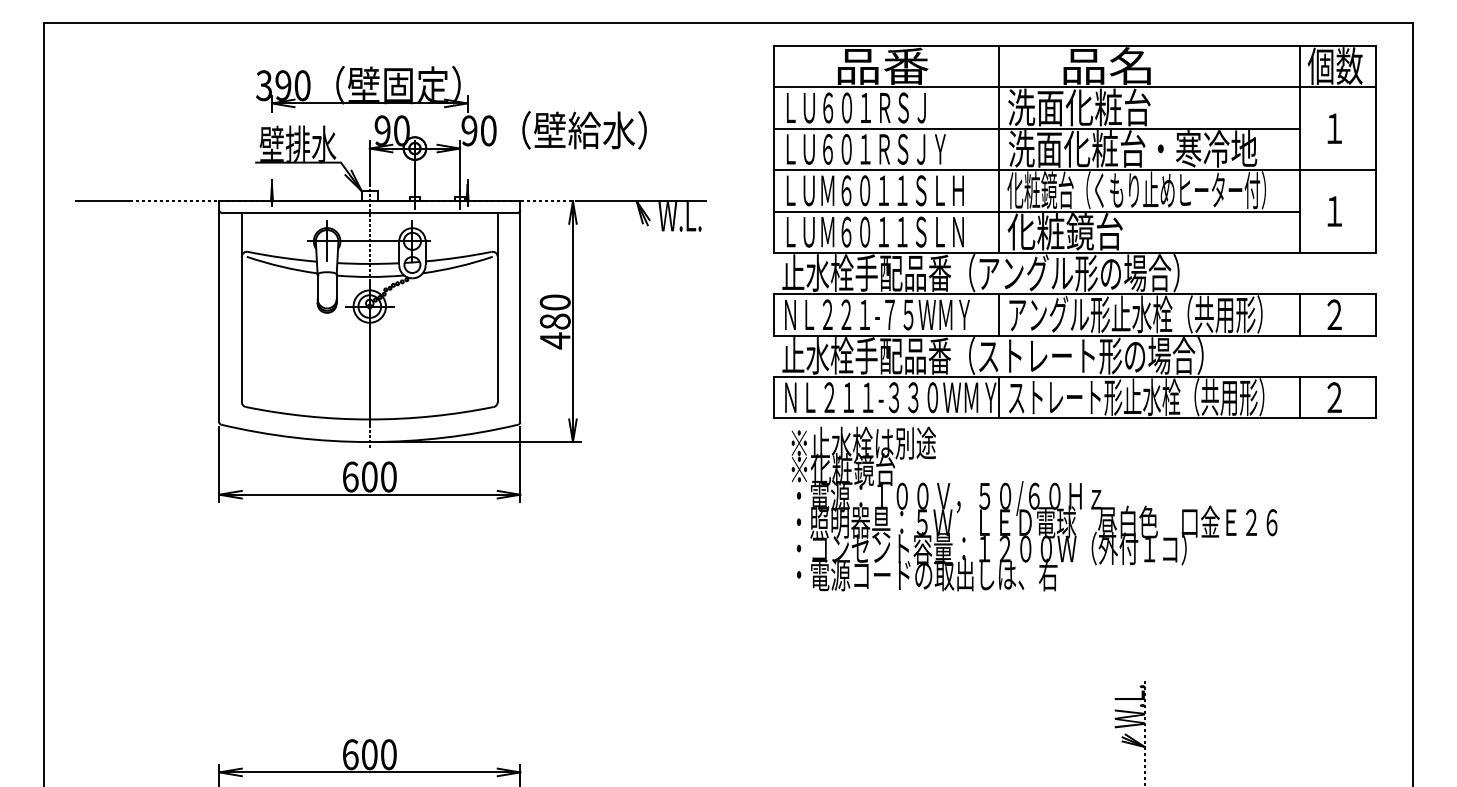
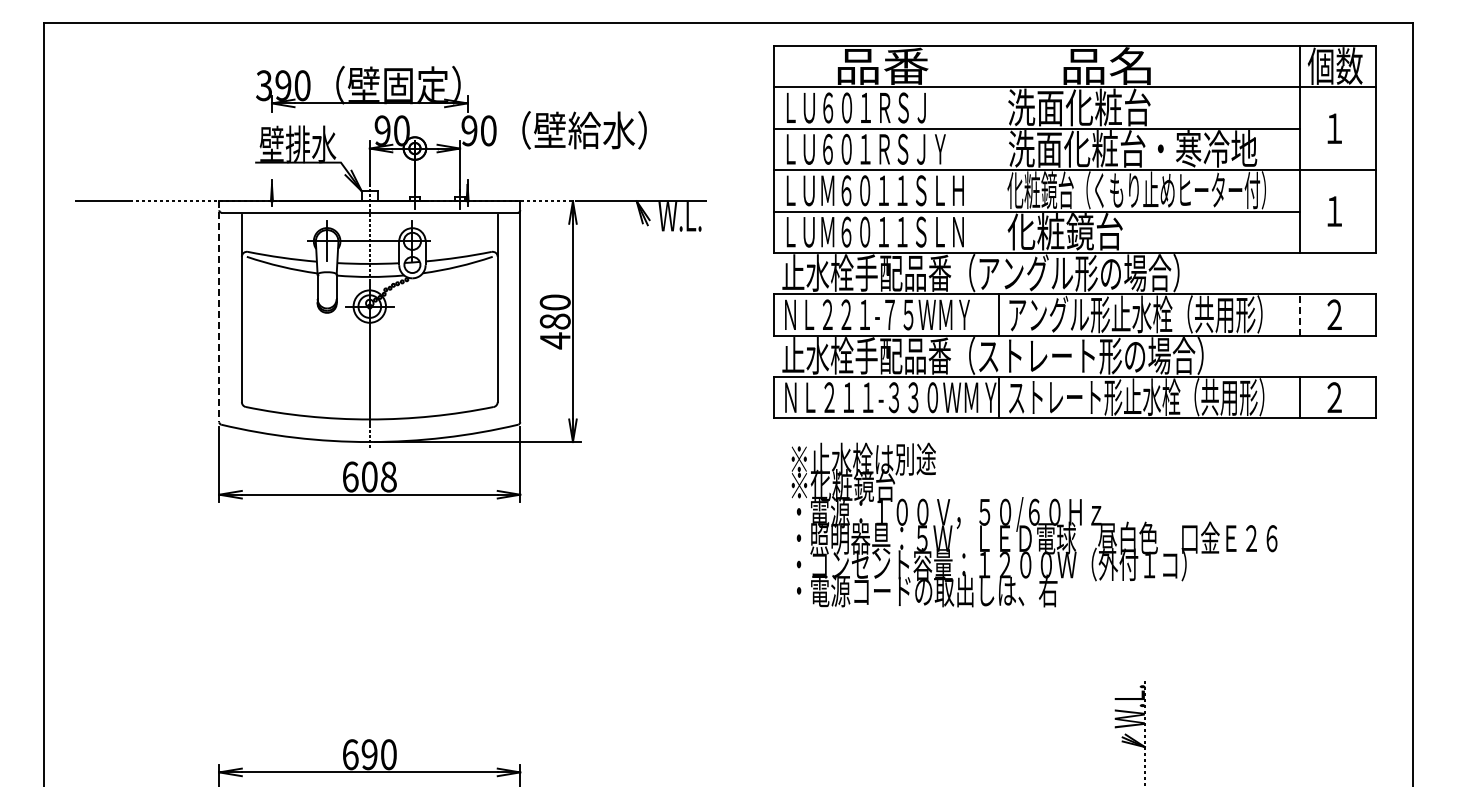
line: present -> none (999, 148)
line: solid -> dashed (219, 312)
line: solid -> dashed (1300, 315)
text: 600 -> 608 (388, 476)
text position: (1034, 508) -> (1034, 524) (1034, 524)
text: 600 -> 690 (369, 754)
